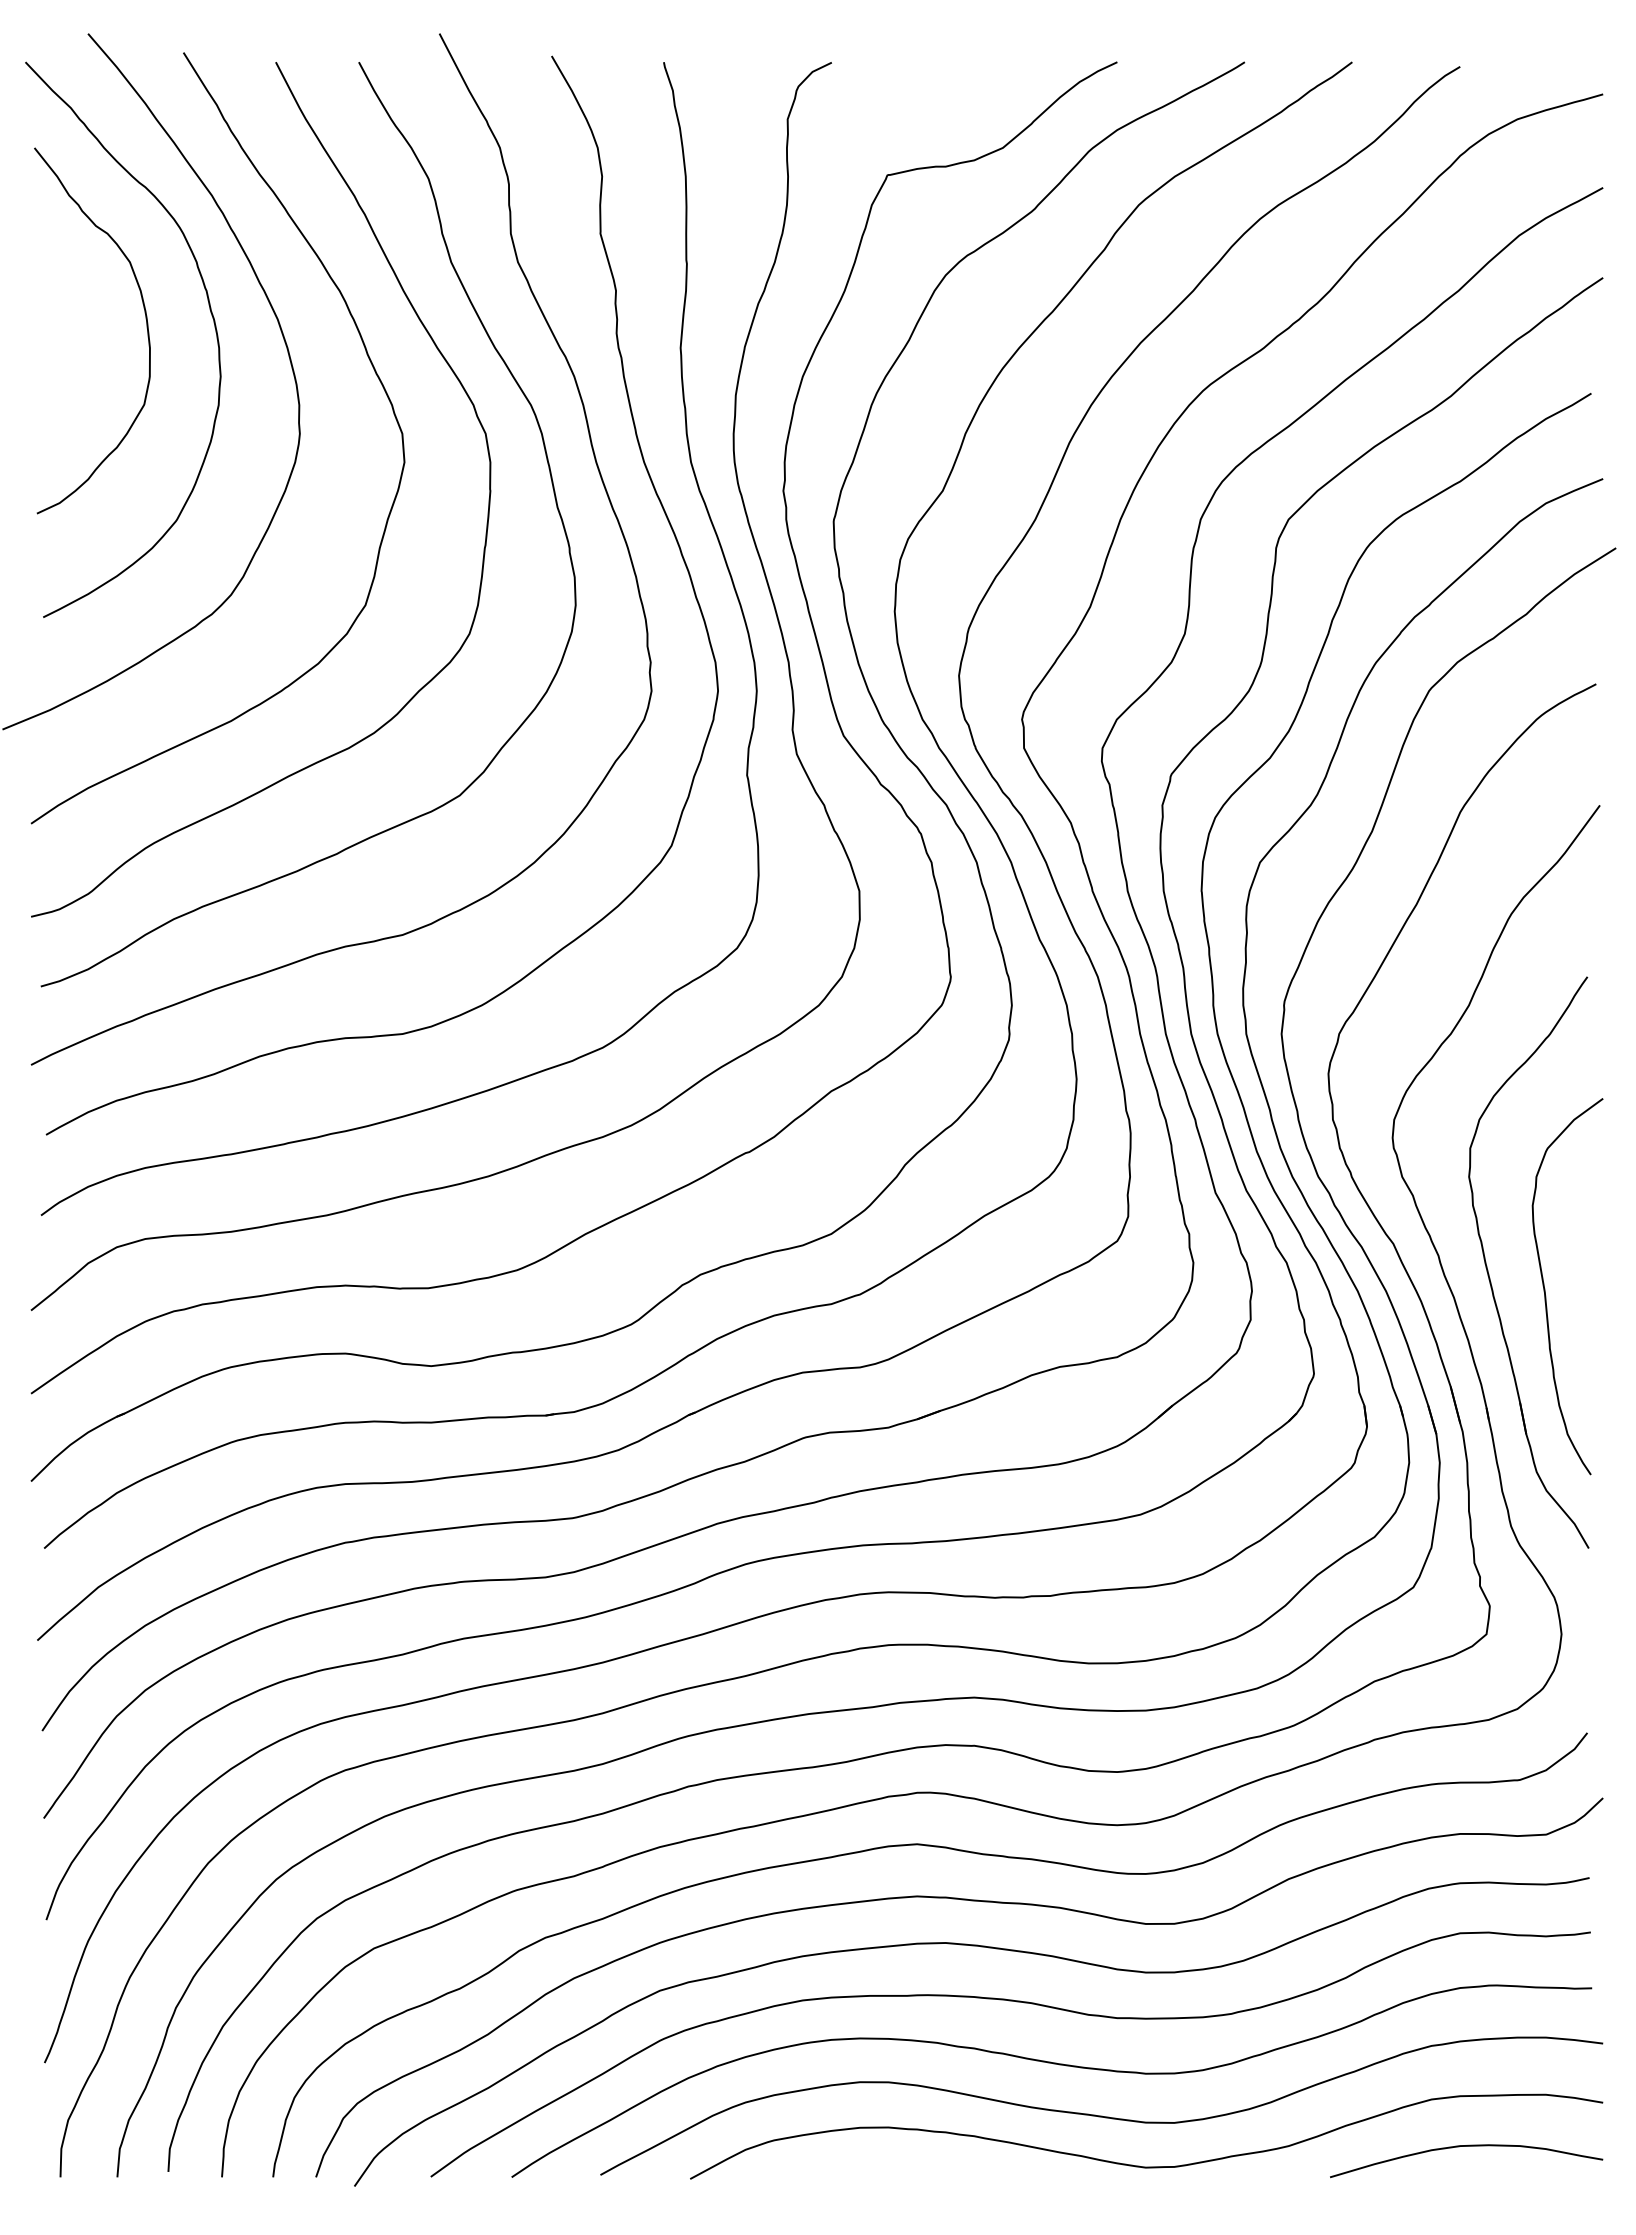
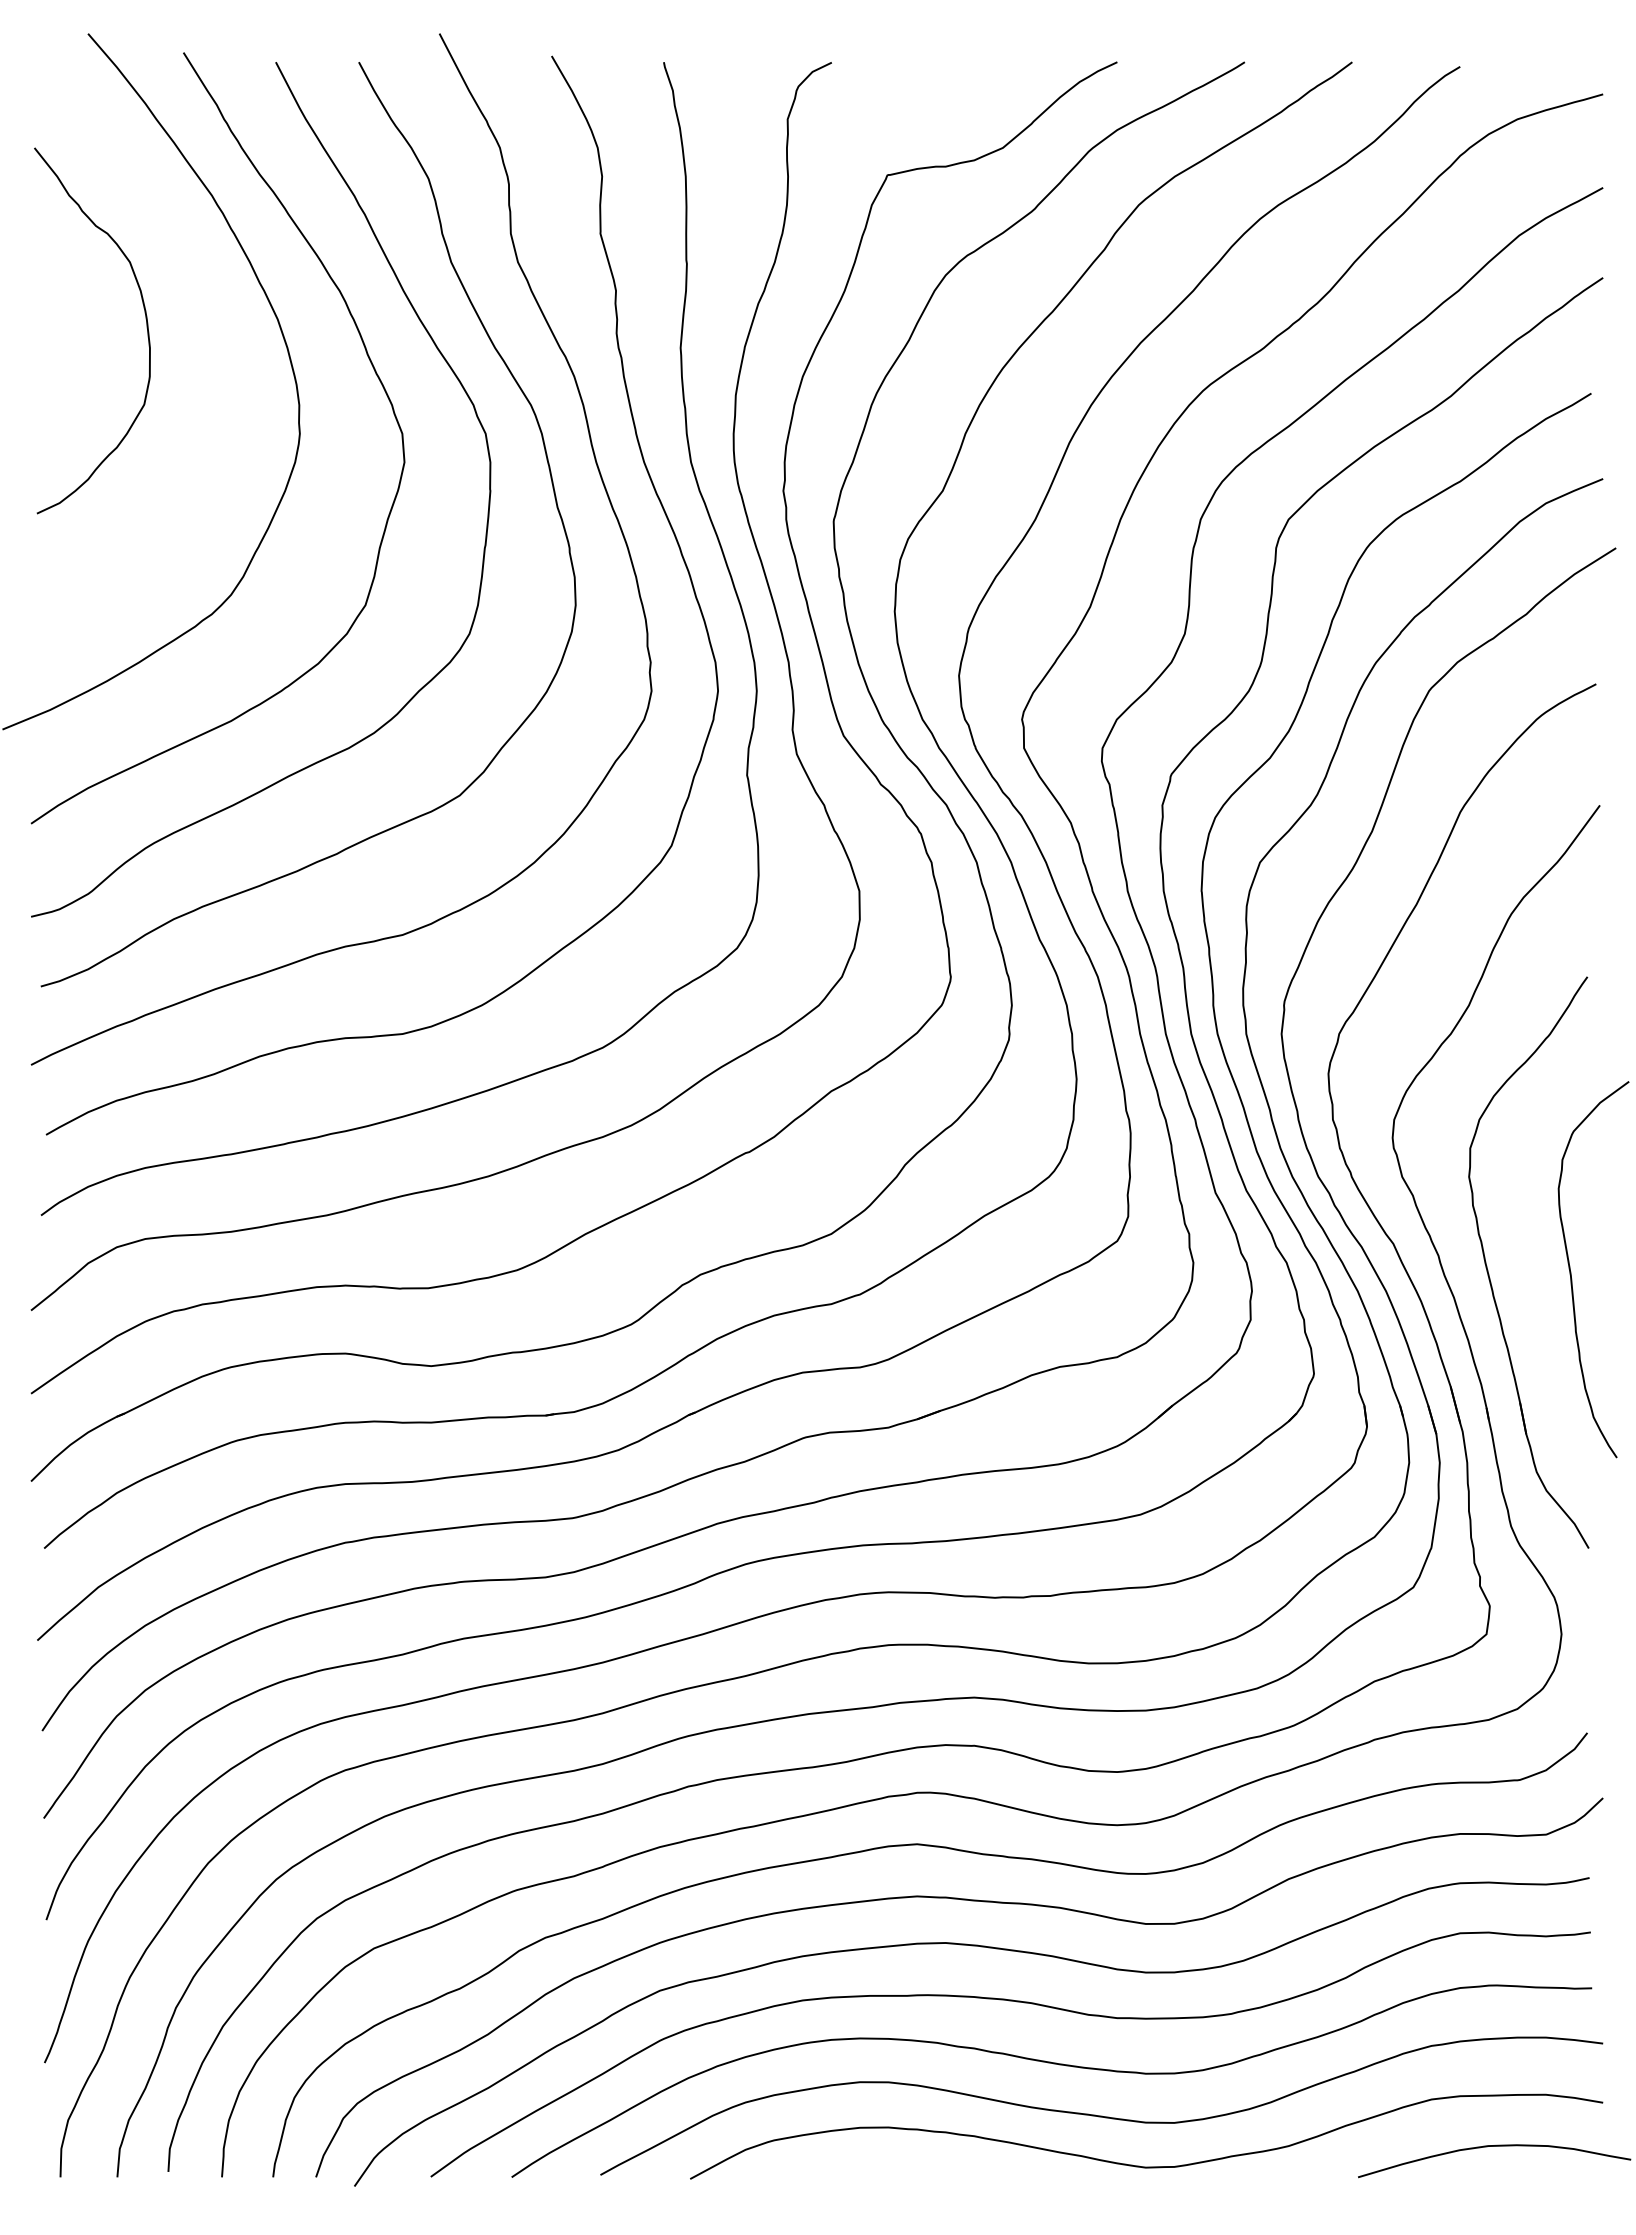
curve: present -> none (210, 313)
curve position: (1545, 1288) -> (1571, 1271) (1571, 1271)
curve position: (1466, 2146) -> (1494, 2146) (1494, 2146)
